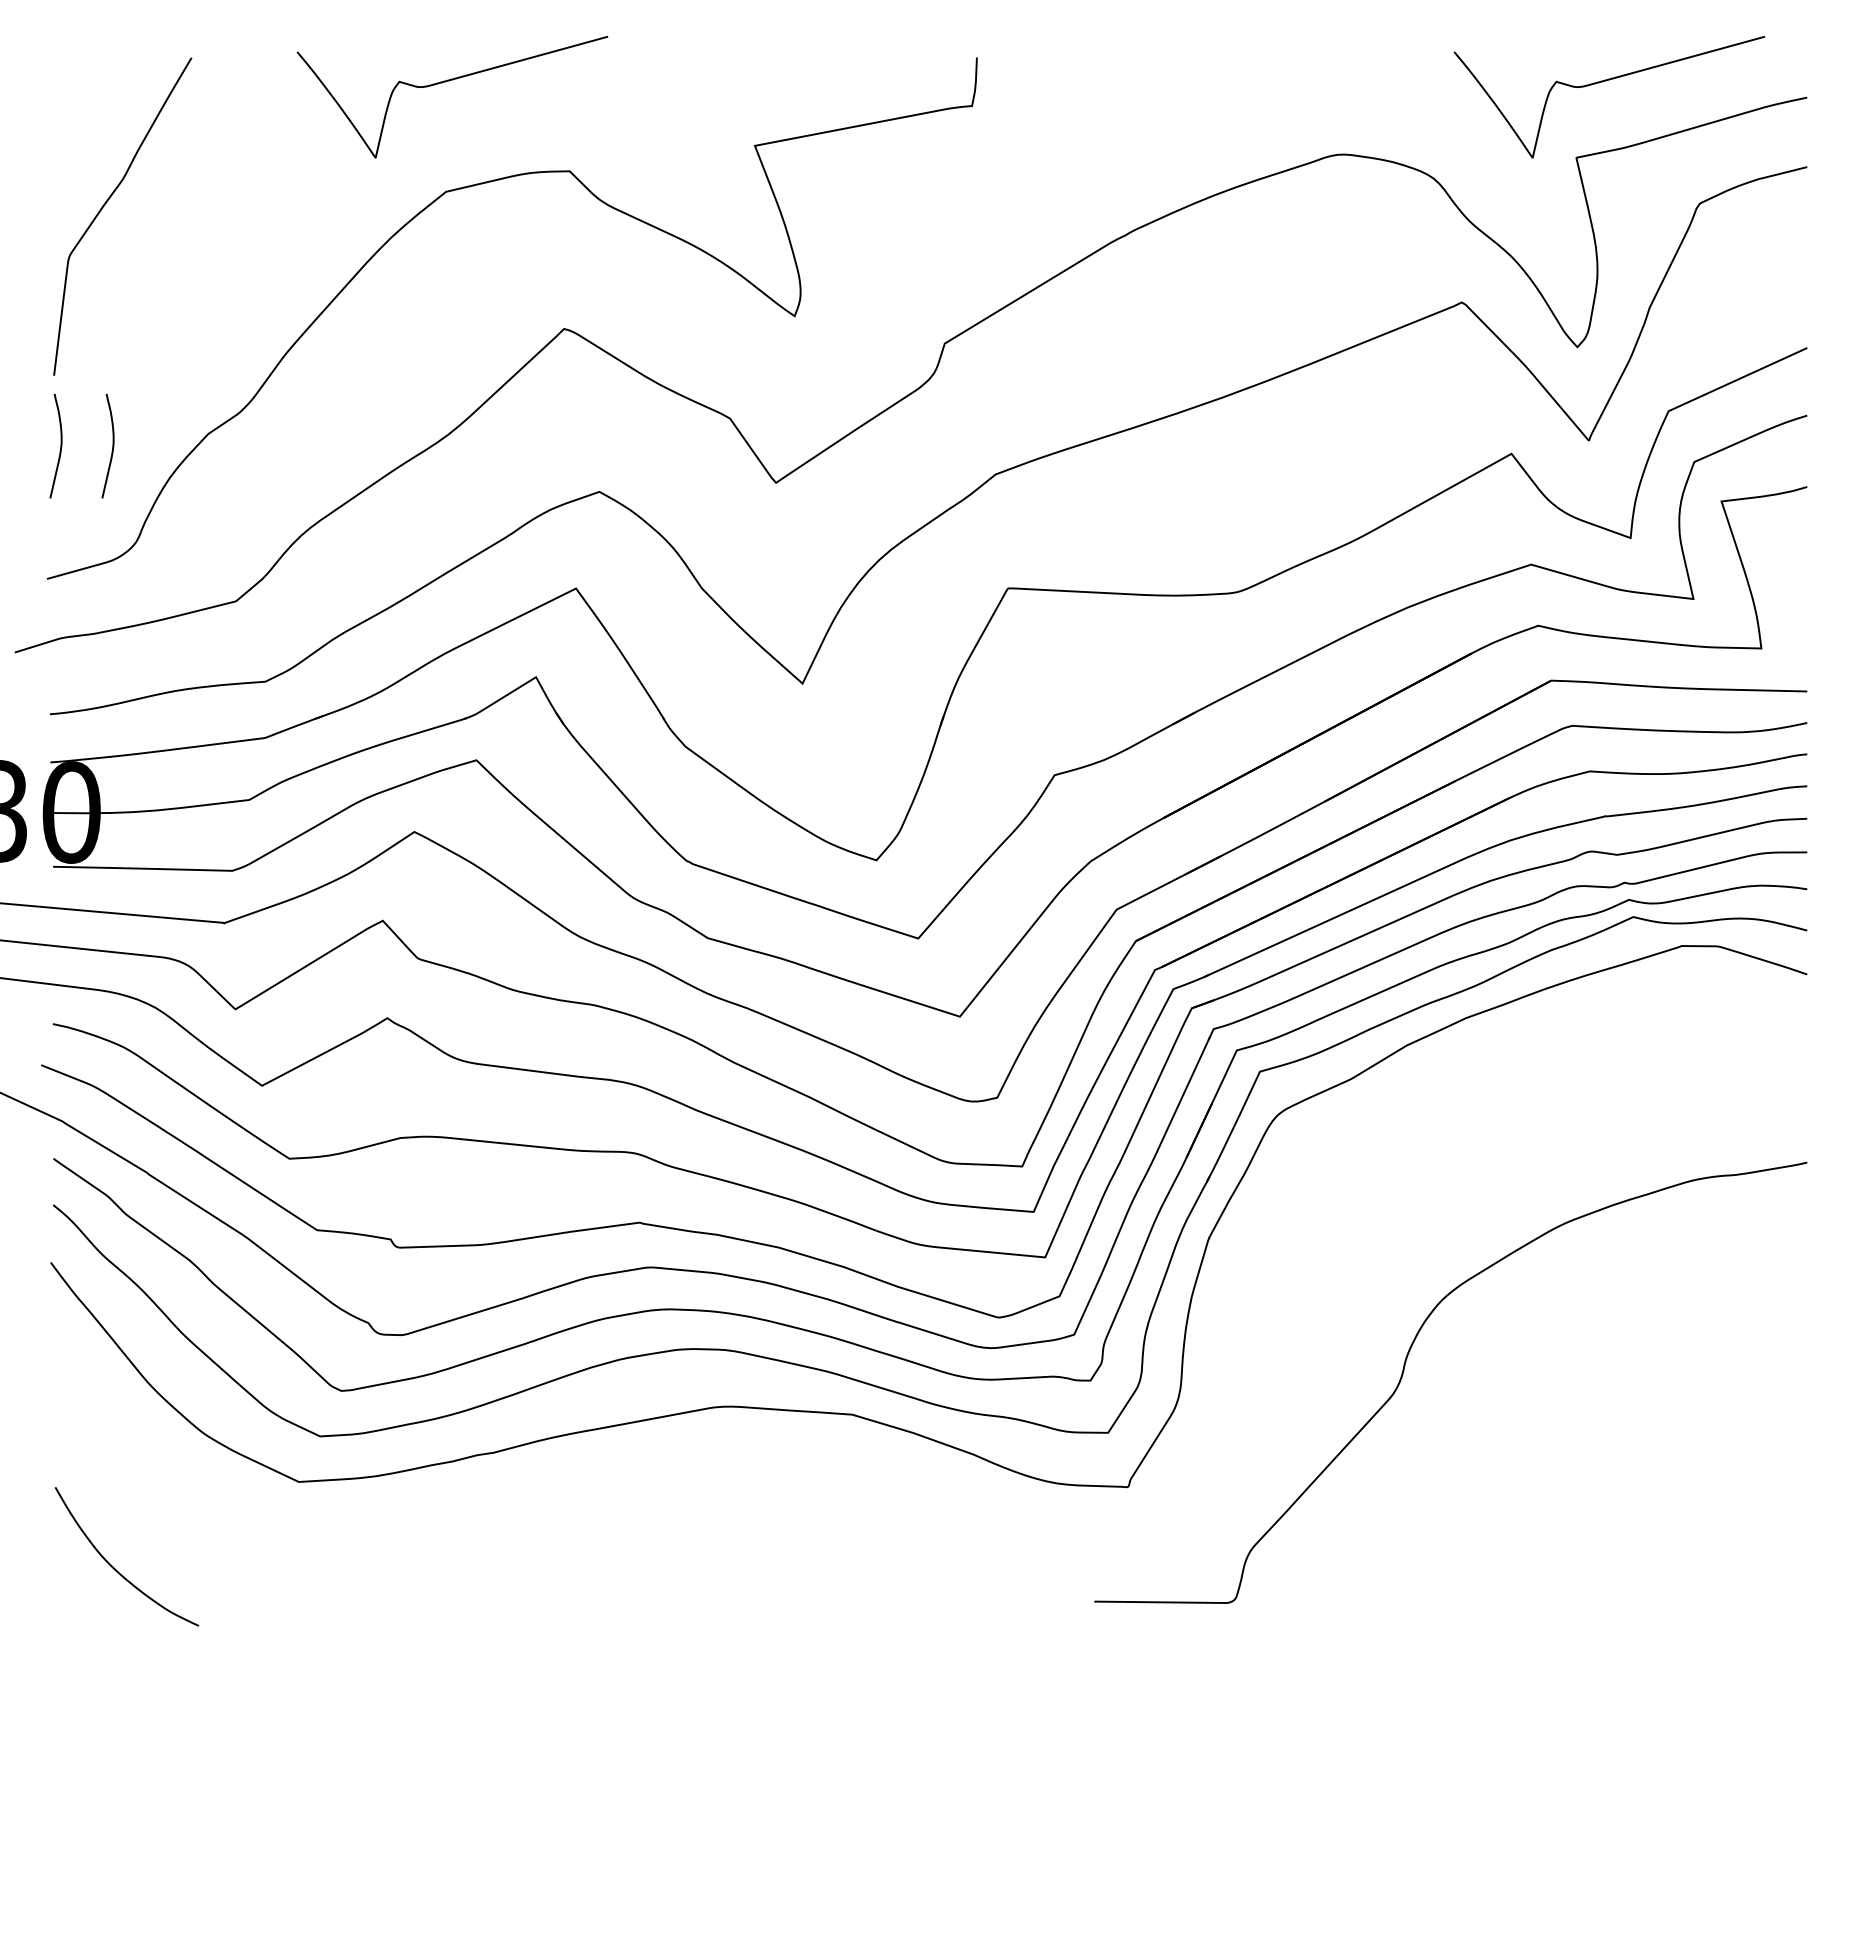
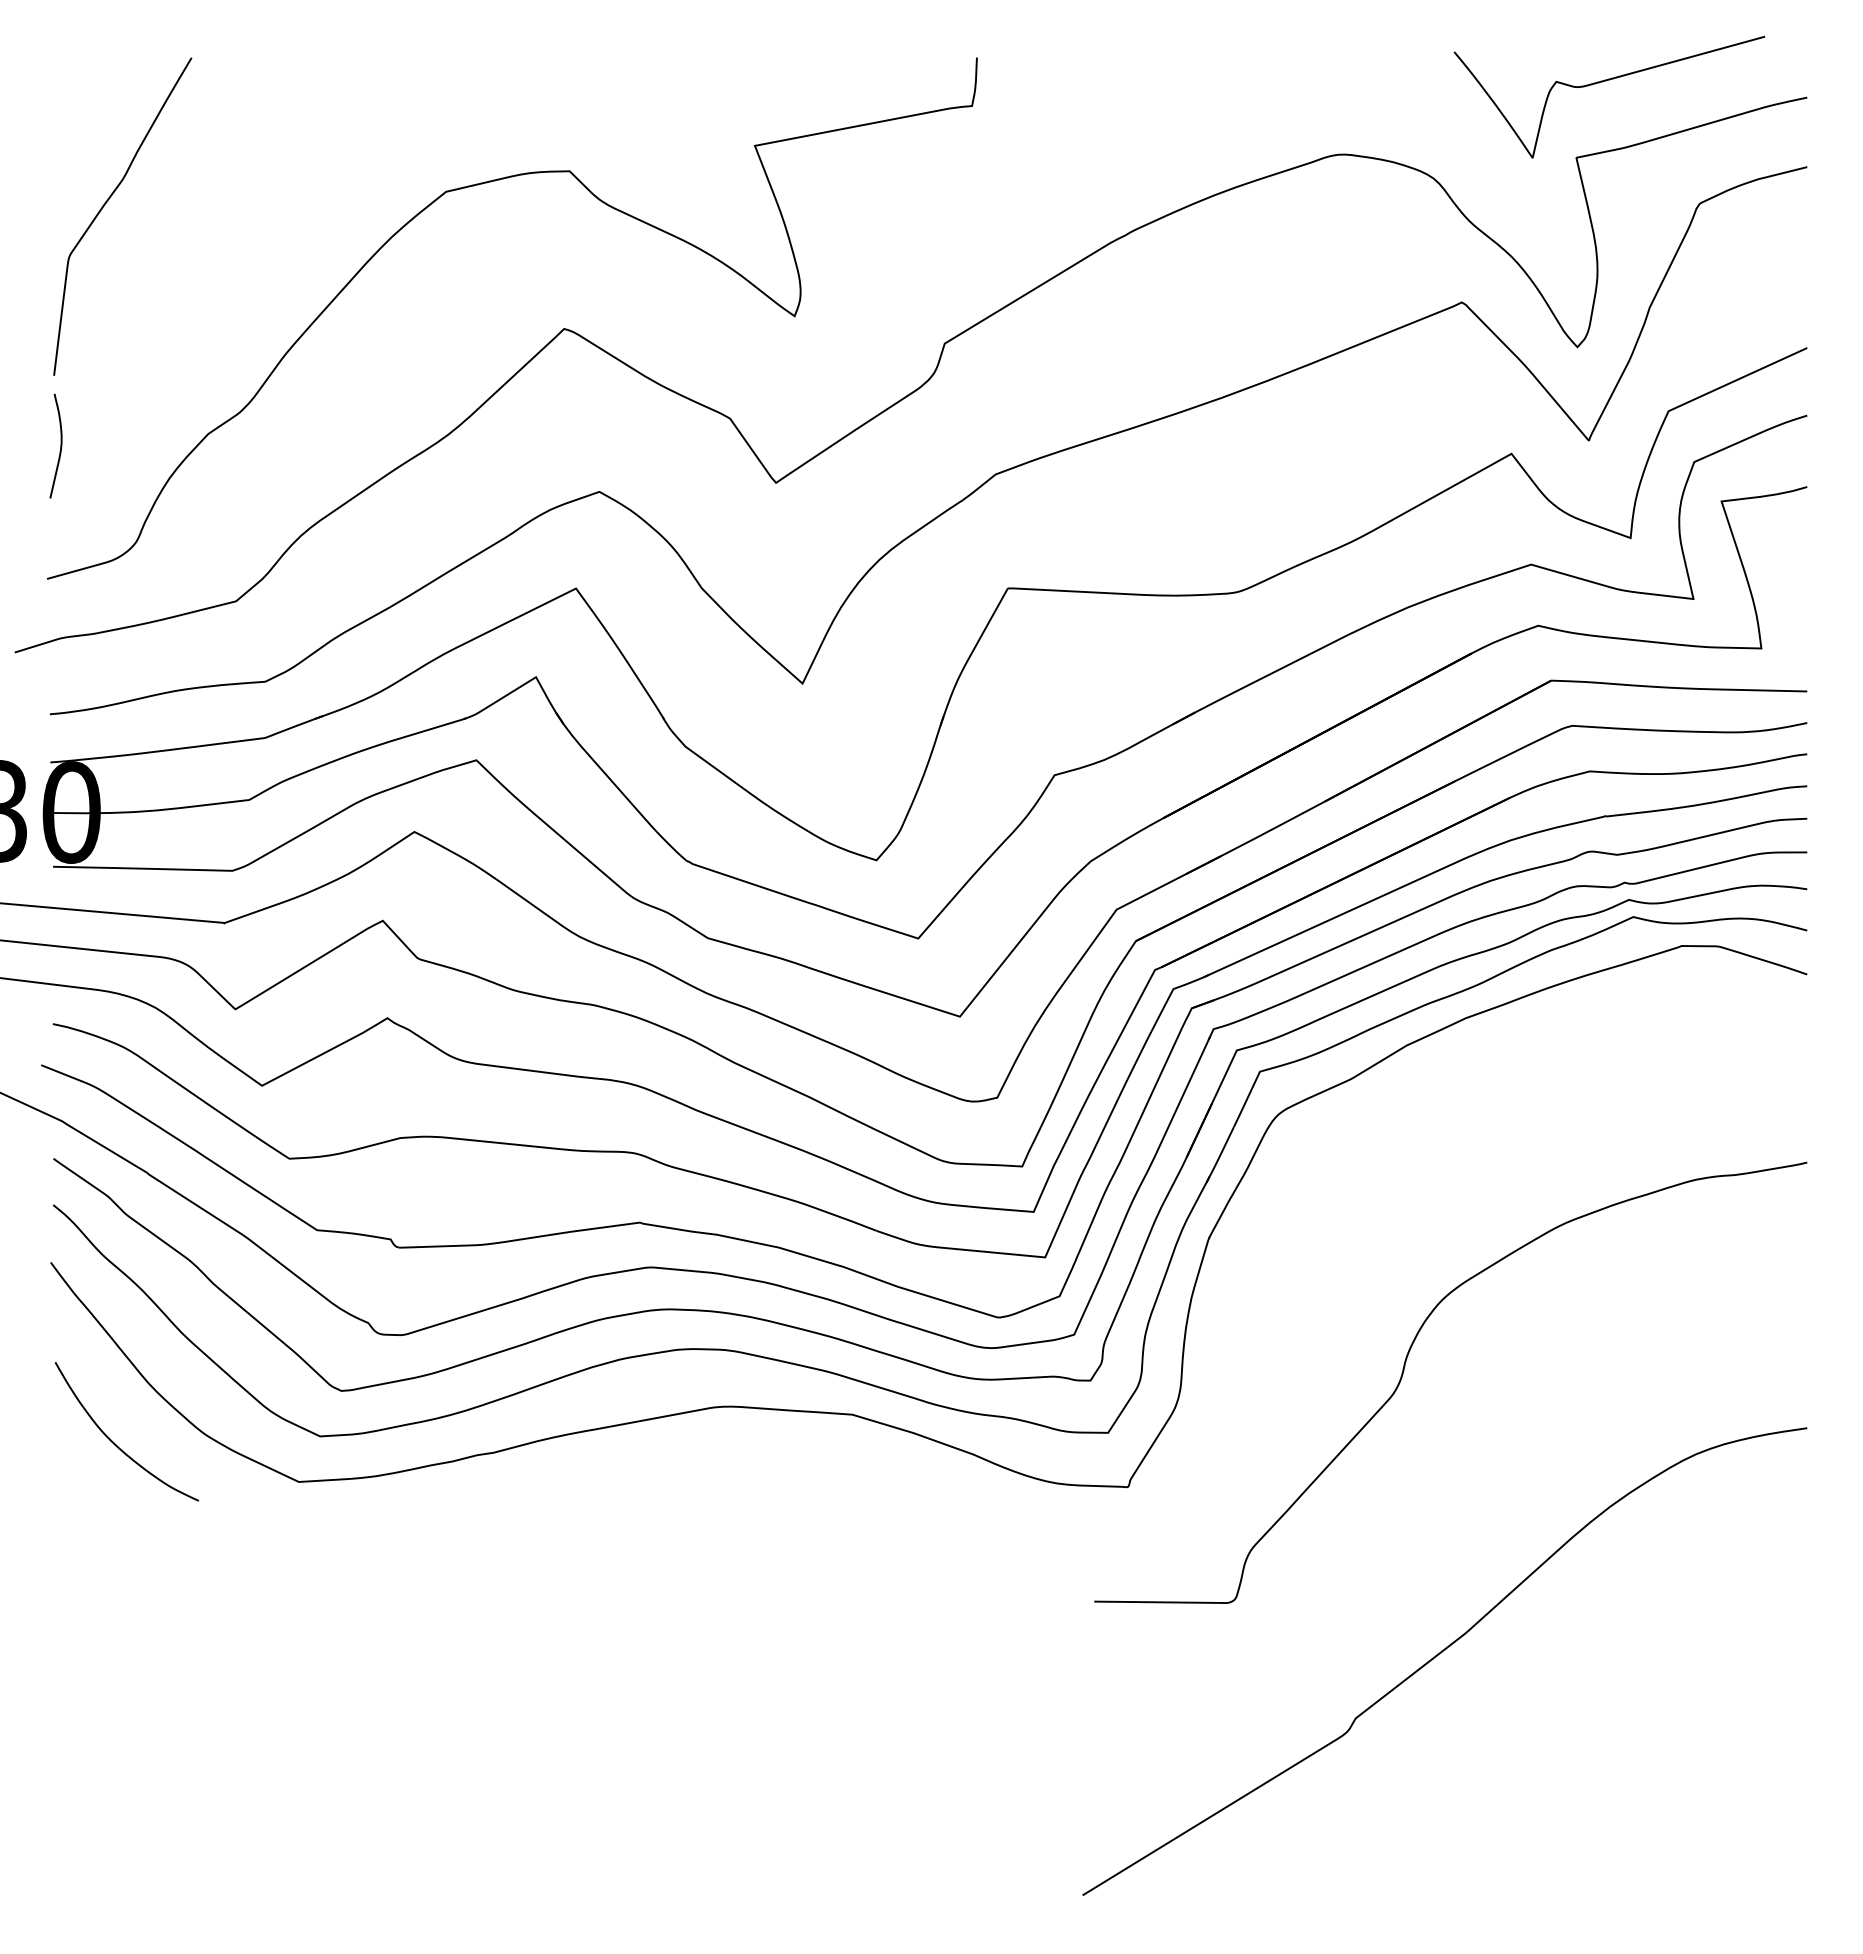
curve: present -> none (449, 81)
curve: present -> none (112, 445)
curve position: (114, 1567) -> (114, 1442) (114, 1442)
curve: none -> present (1438, 1655)
